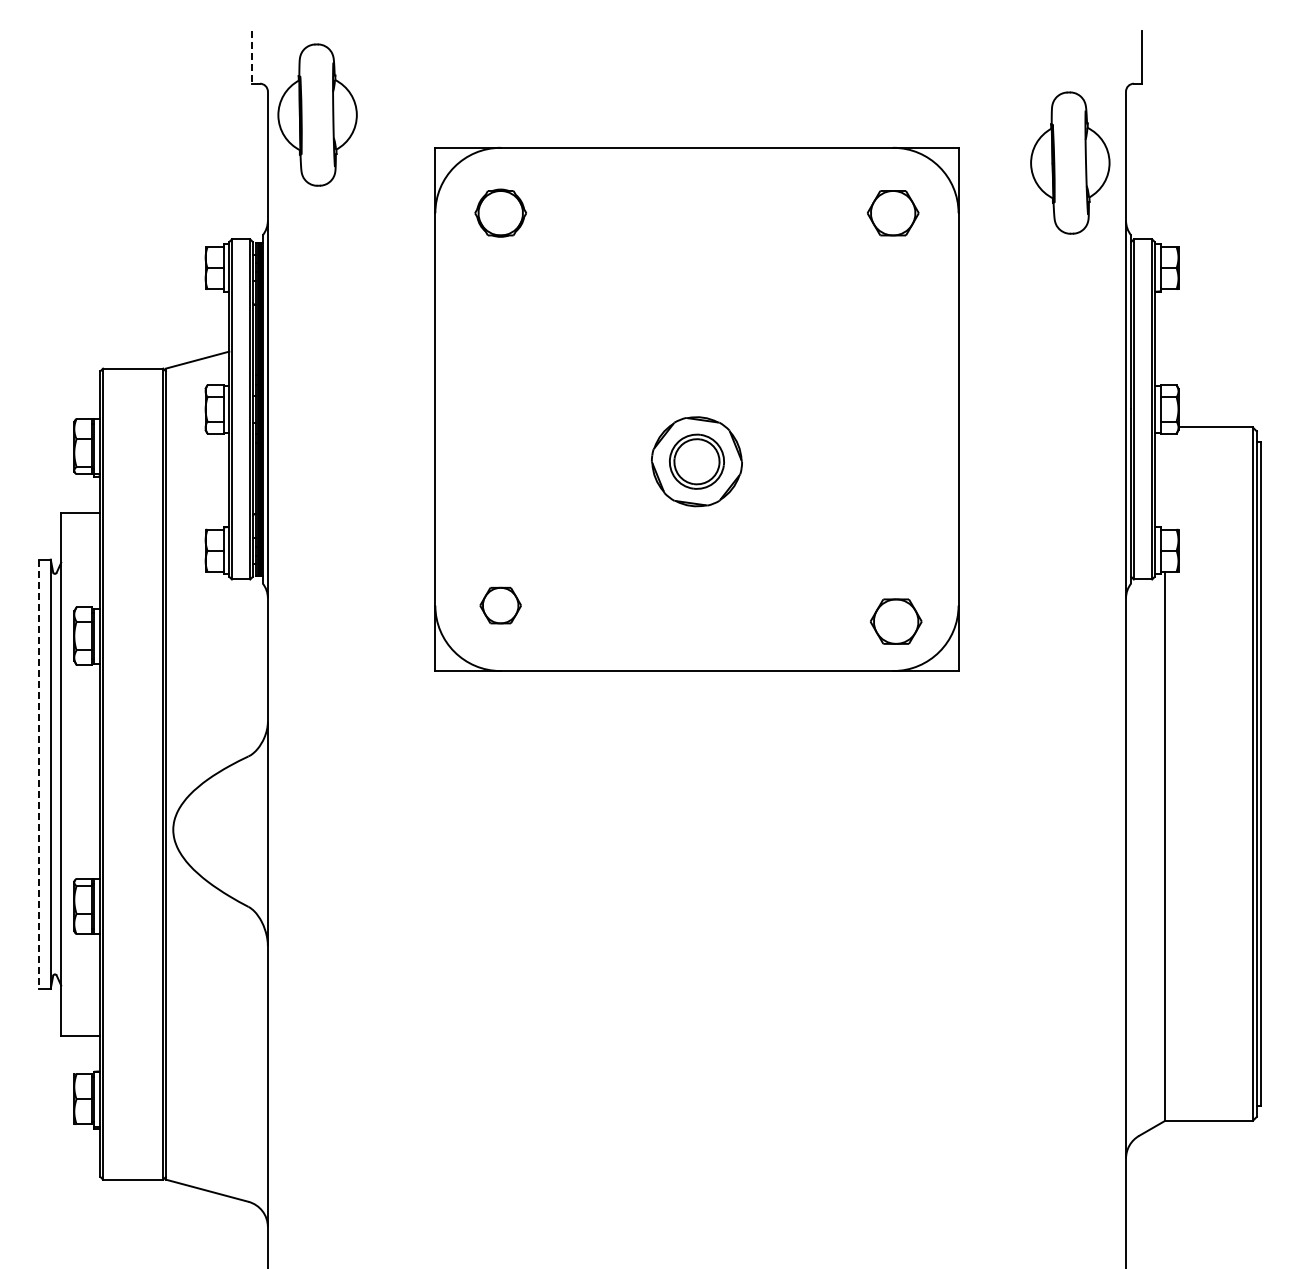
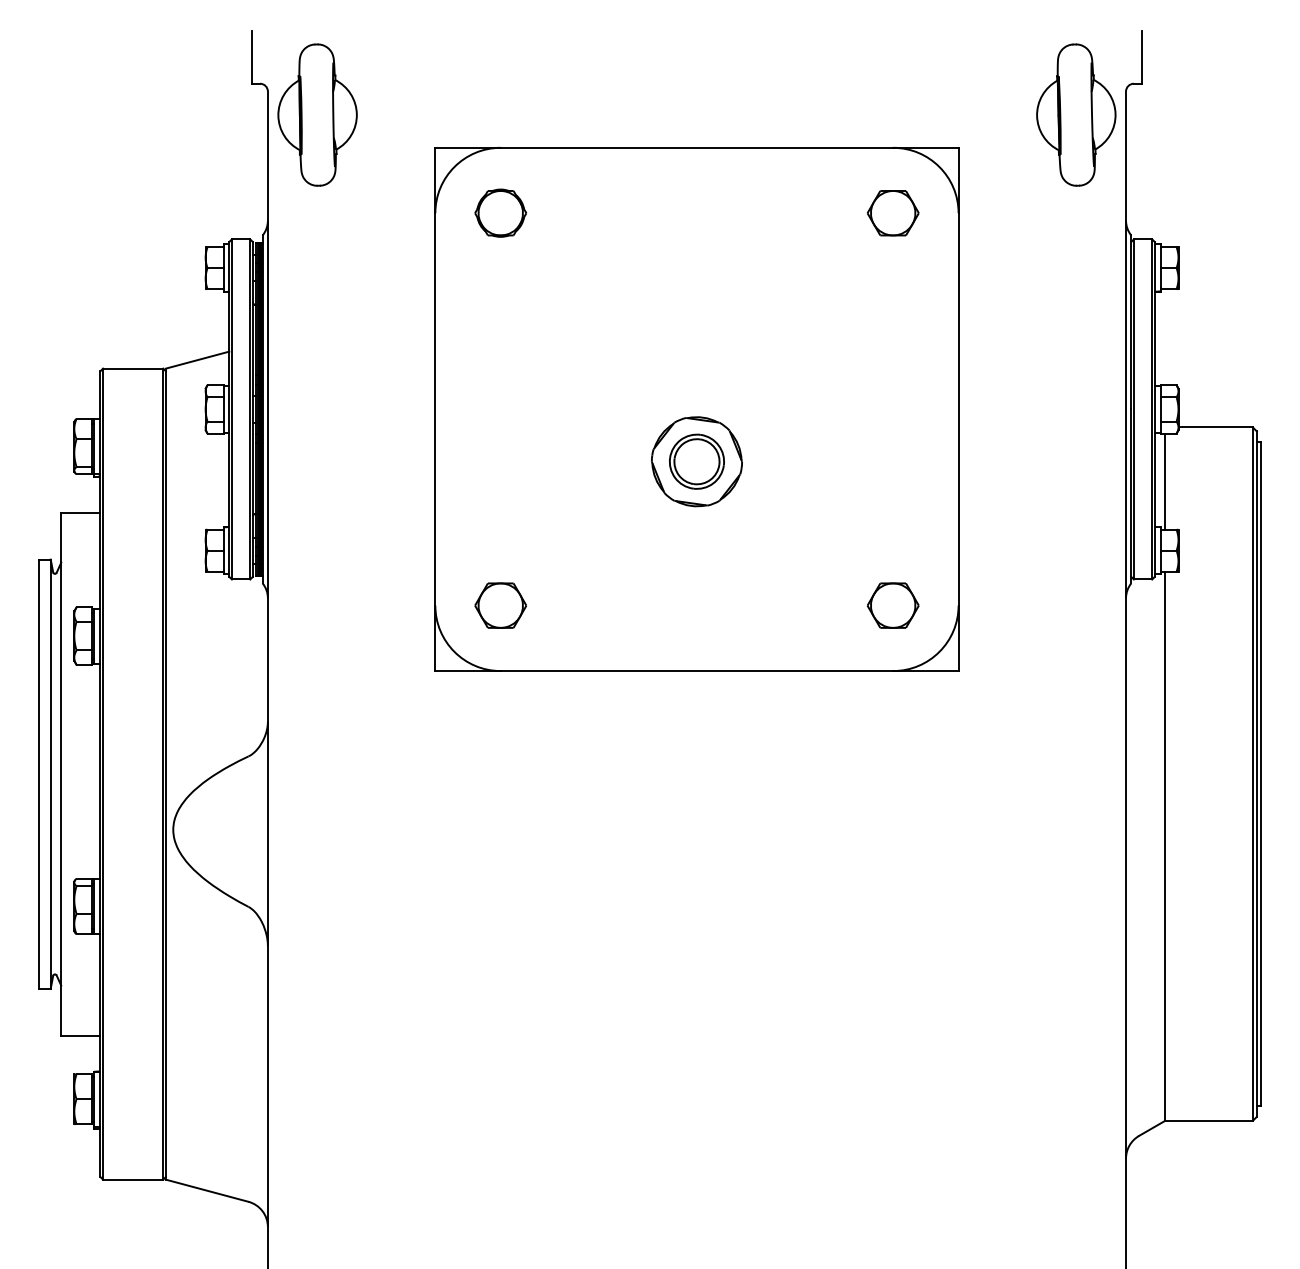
line: dashed -> solid (252, 58)
part position: (1070, 162) -> (1076, 114) (1076, 114)
line: none -> present (1165, 481)
part size: 43x39 px -> 53x47 px (500, 605)
part position: (896, 621) -> (893, 605) (893, 605)
line: dashed -> solid (38, 774)
